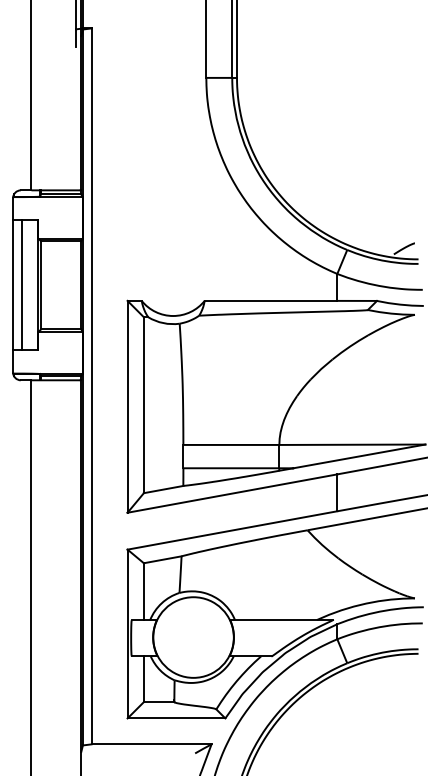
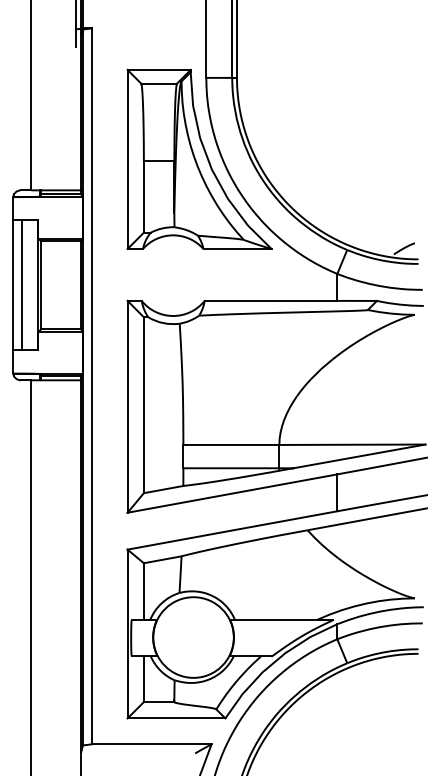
part: none -> present (199, 159)
